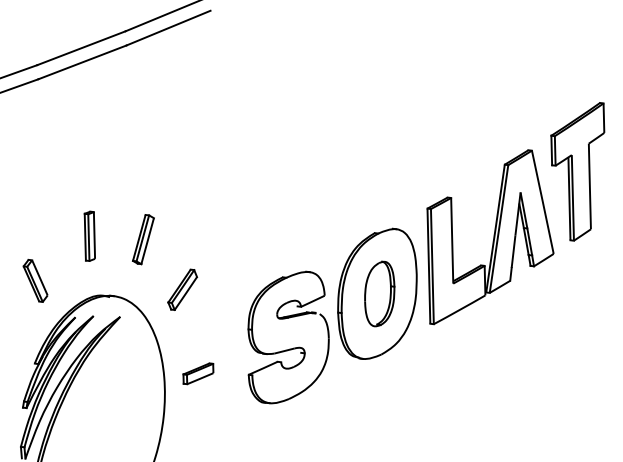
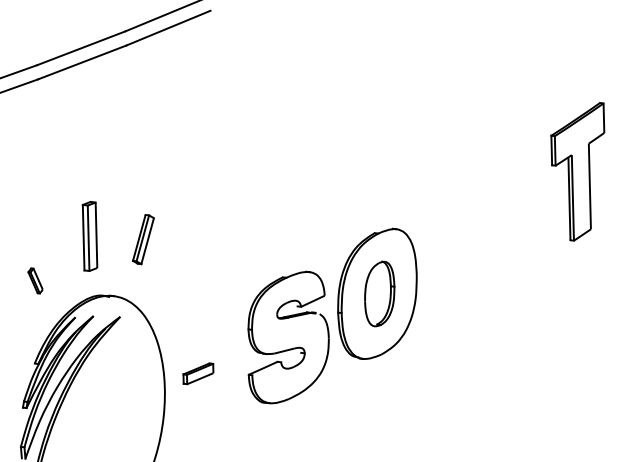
part size: 13x52 px -> 18x71 px (89, 236)
part: present -> none (490, 237)
part size: 27x44 px -> 17x28 px (35, 280)
part: present -> none (182, 289)
